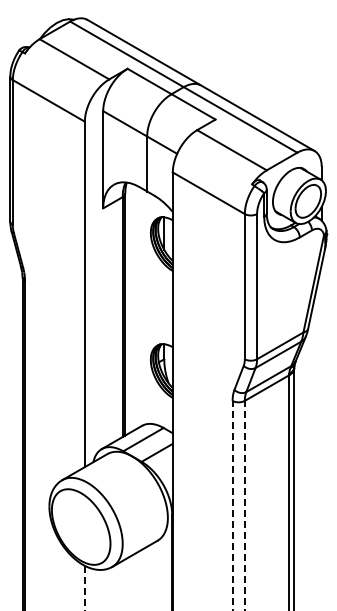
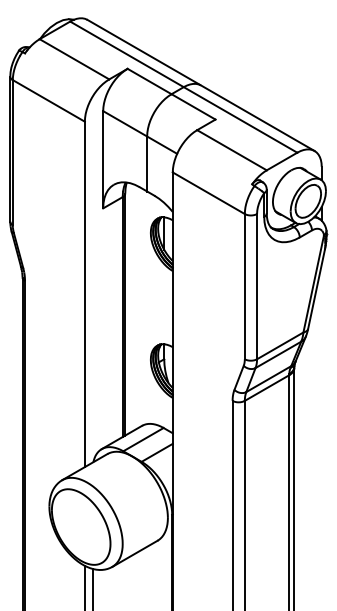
line: dashed -> solid (232, 505)
line: dashed -> solid (244, 505)
line: none -> present (92, 587)
line: dashed -> solid (84, 588)
